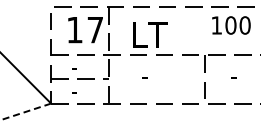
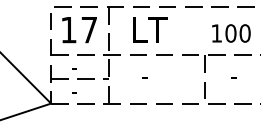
text position: (231, 25) -> (231, 33) (231, 33)
text position: (85, 30) -> (79, 30) (79, 30)
text position: (150, 34) -> (150, 29) (150, 29)
line: dashed -> solid (25, 112)
